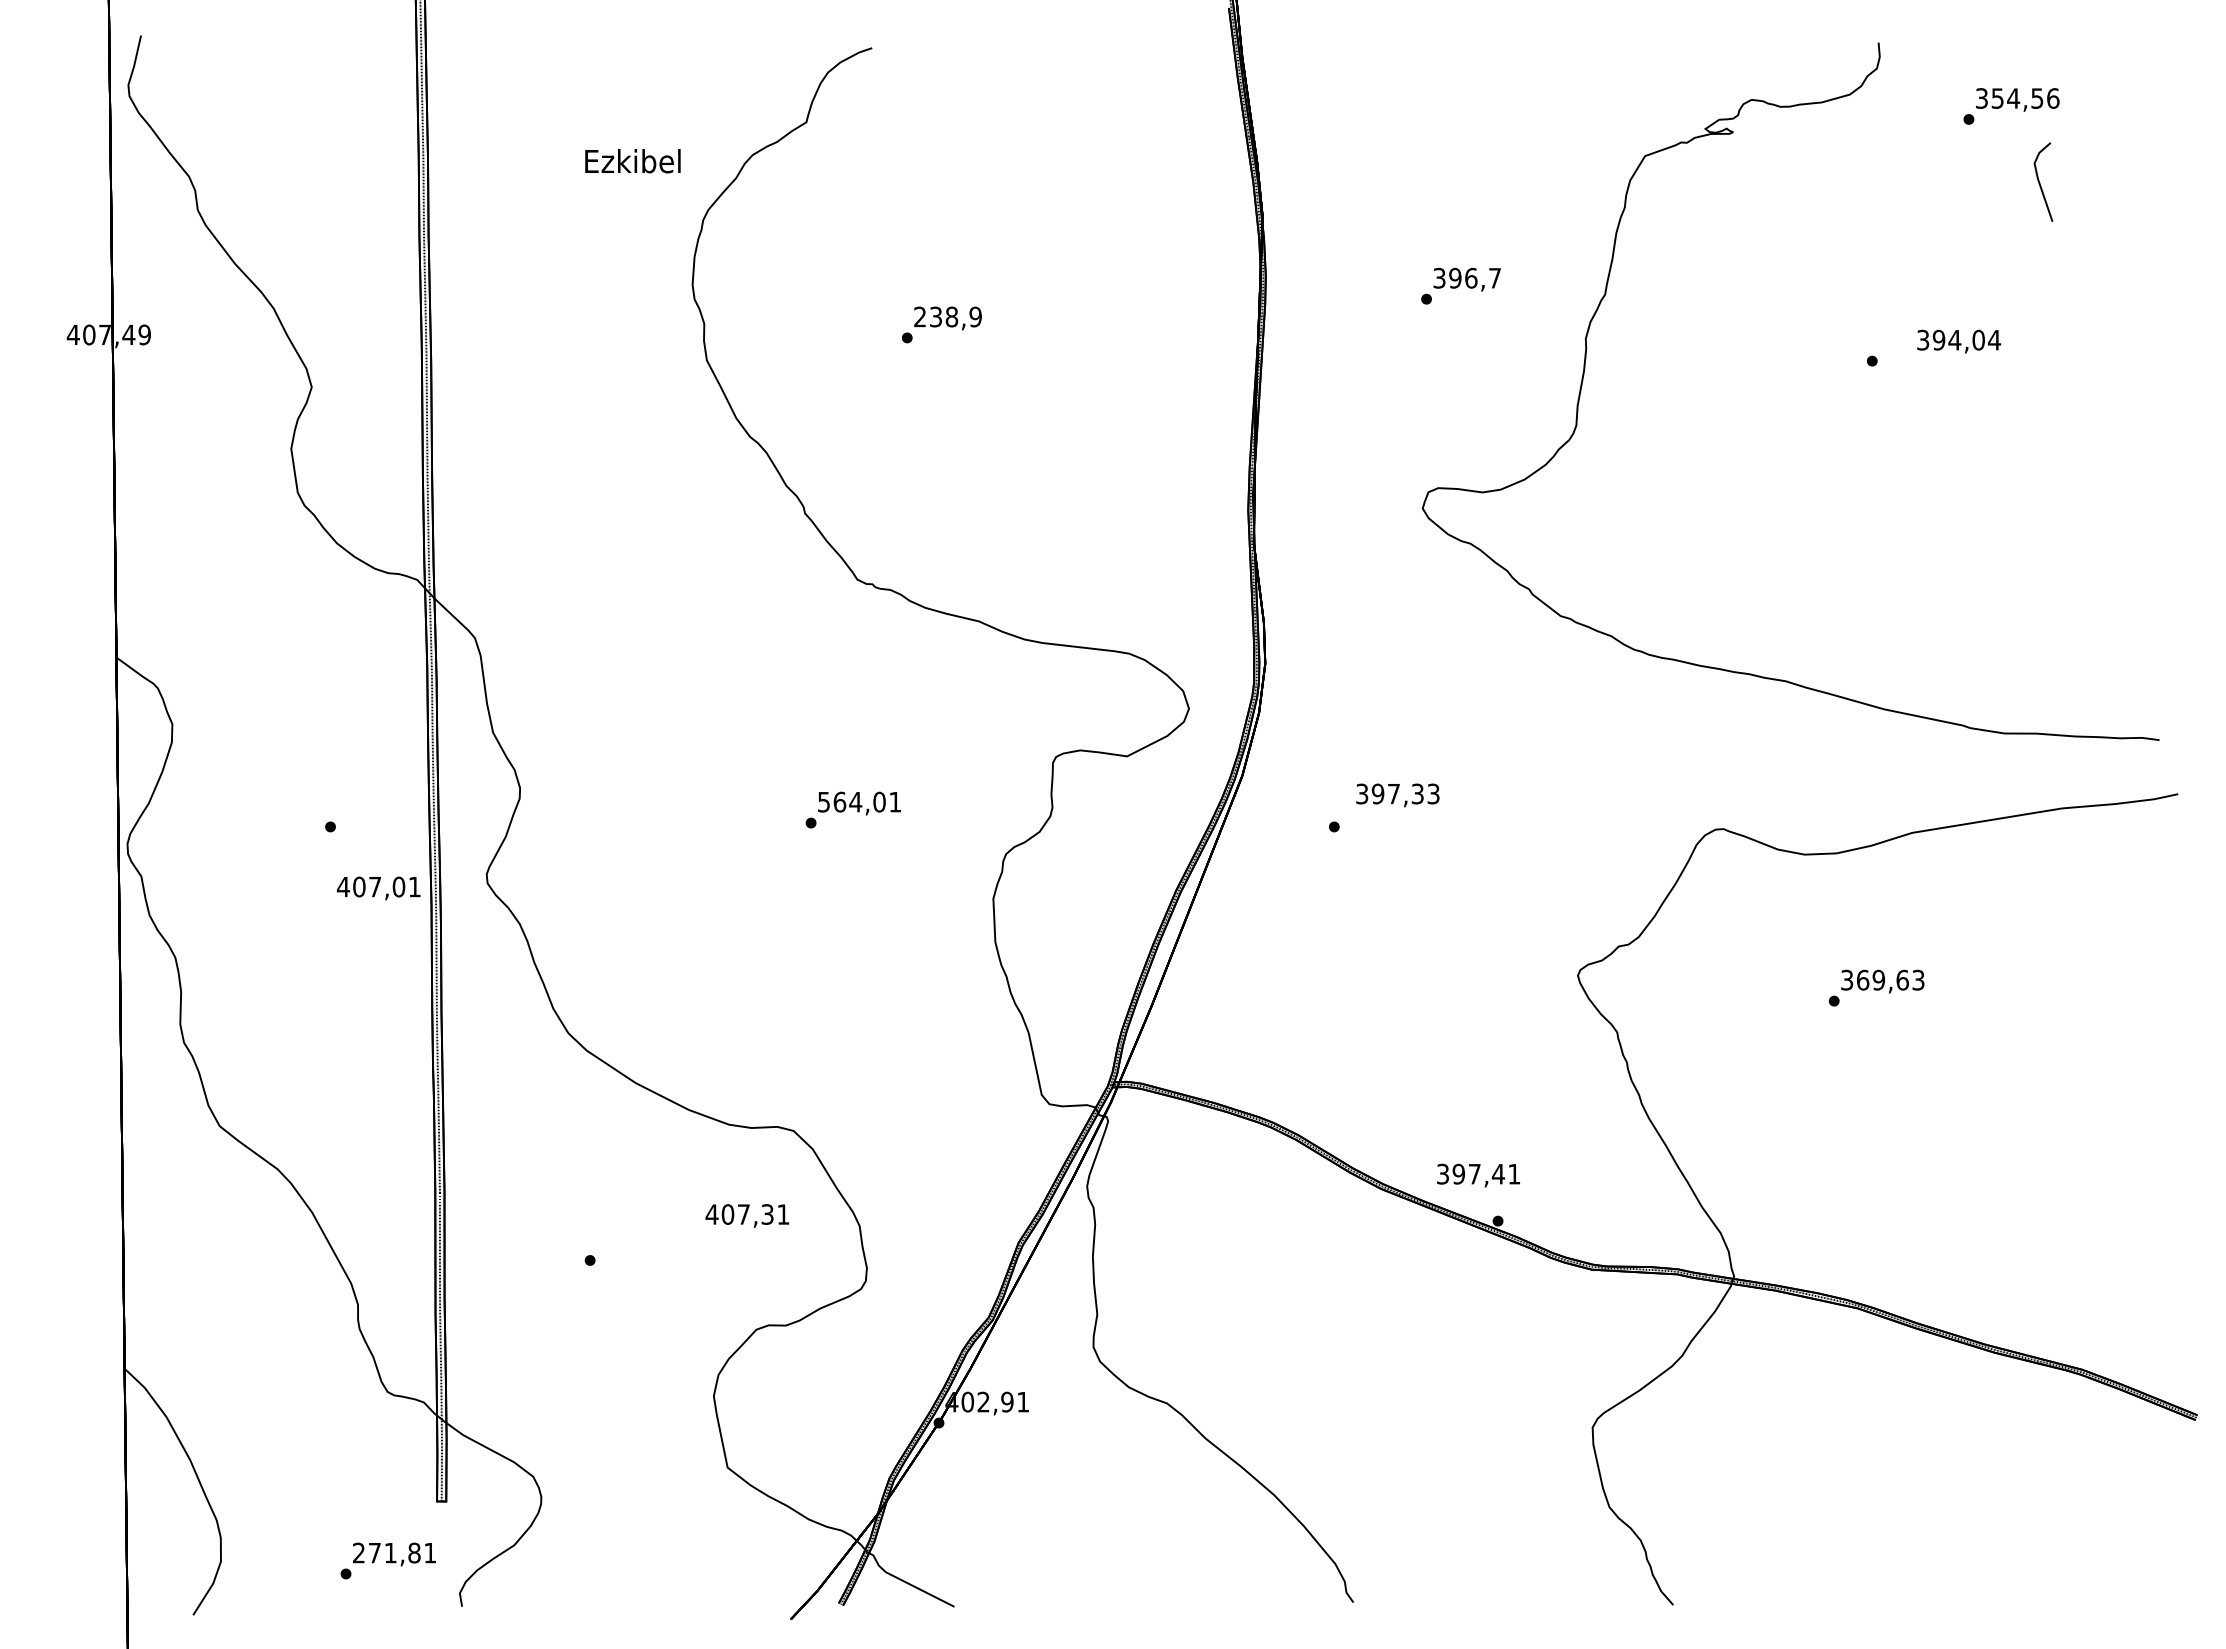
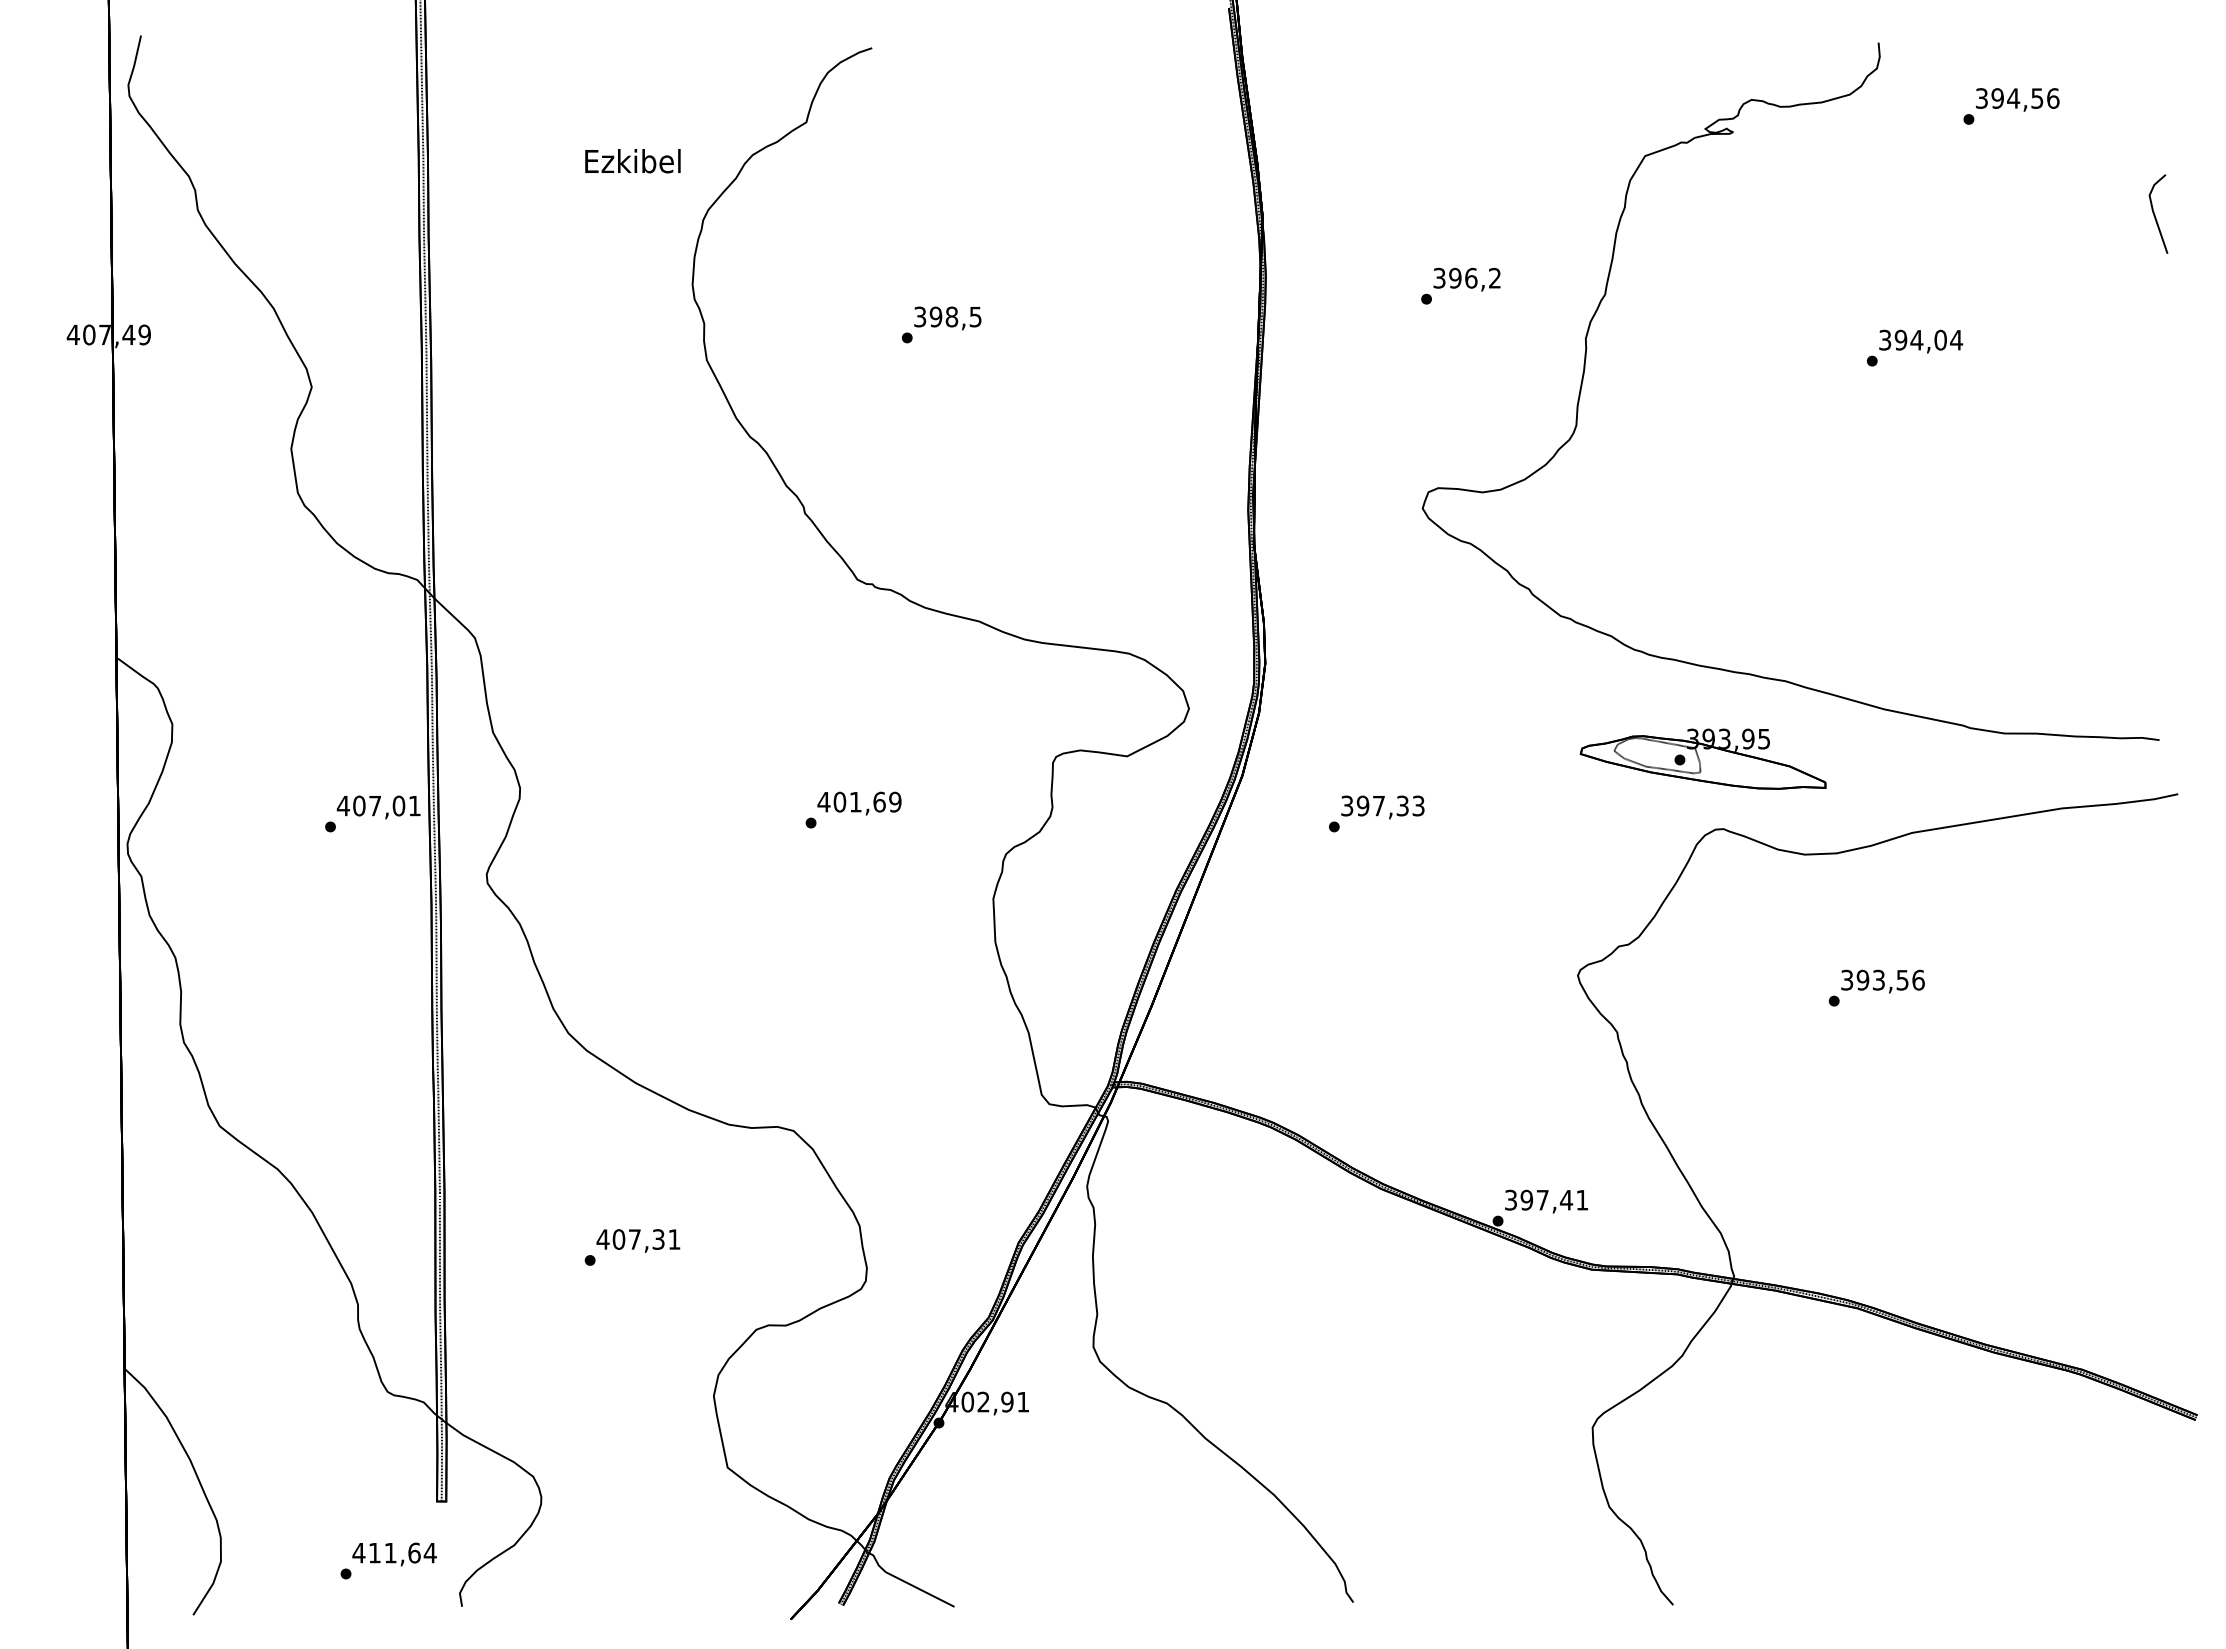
text: 354,56 -> 394,56 (1997, 98)
line position: (2040, 182) -> (2155, 214) (2155, 214)
text: 396,7 -> 396,2 (1494, 277)
text: 238,9 -> 398,5 (947, 316)
text position: (1959, 341) -> (1921, 341) (1921, 341)
part: none -> present (1702, 758)
text position: (1397, 795) -> (1382, 807) (1382, 807)
text: 564,01 -> 401,69 (859, 801)
text position: (378, 888) -> (378, 807) (378, 807)
text: 369,63 -> 393,56 (1890, 979)
text position: (1478, 1175) -> (1546, 1201) (1546, 1201)
text position: (747, 1215) -> (638, 1240) (638, 1240)
text: 271,81 -> 411,64 (394, 1552)
